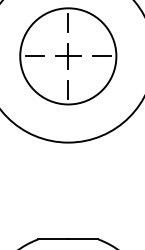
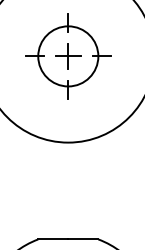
circle diameter: 96 px -> 60 px (68, 56)
